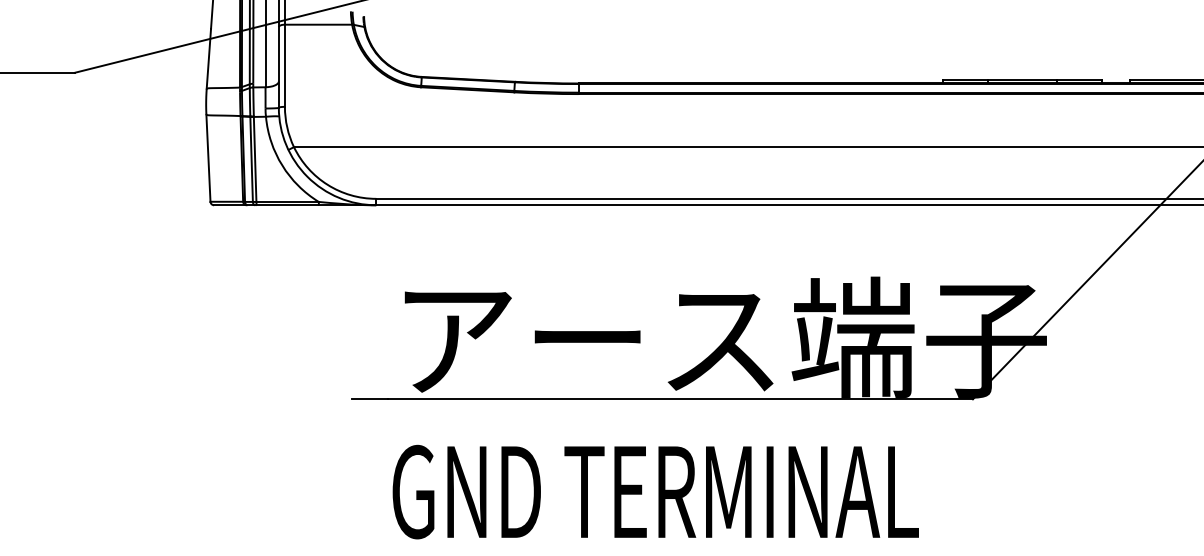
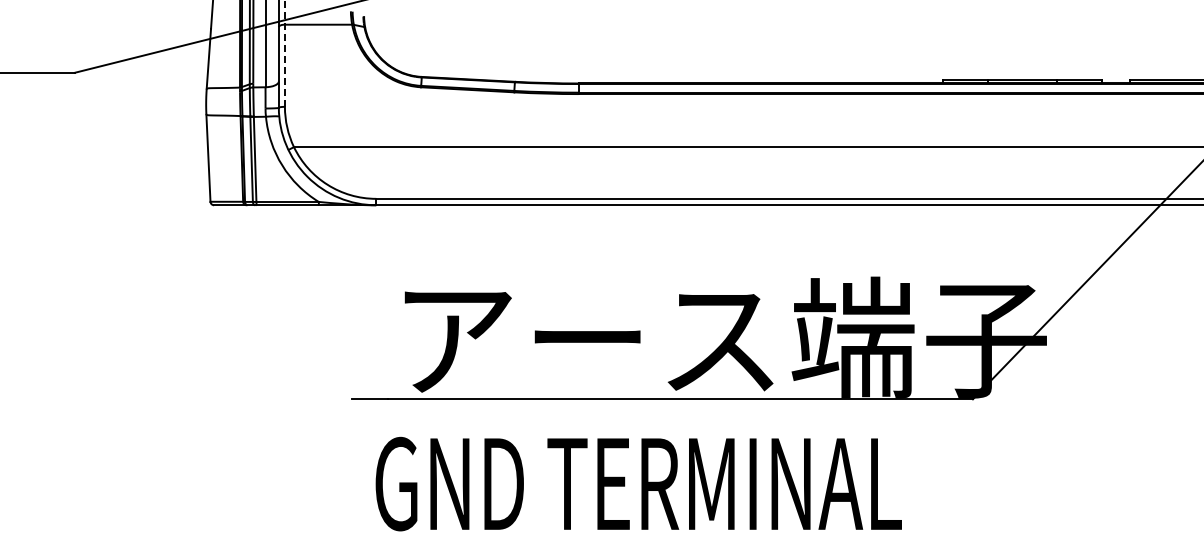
line: solid -> dashed (284, 53)
text position: (655, 491) -> (638, 483) (638, 483)
